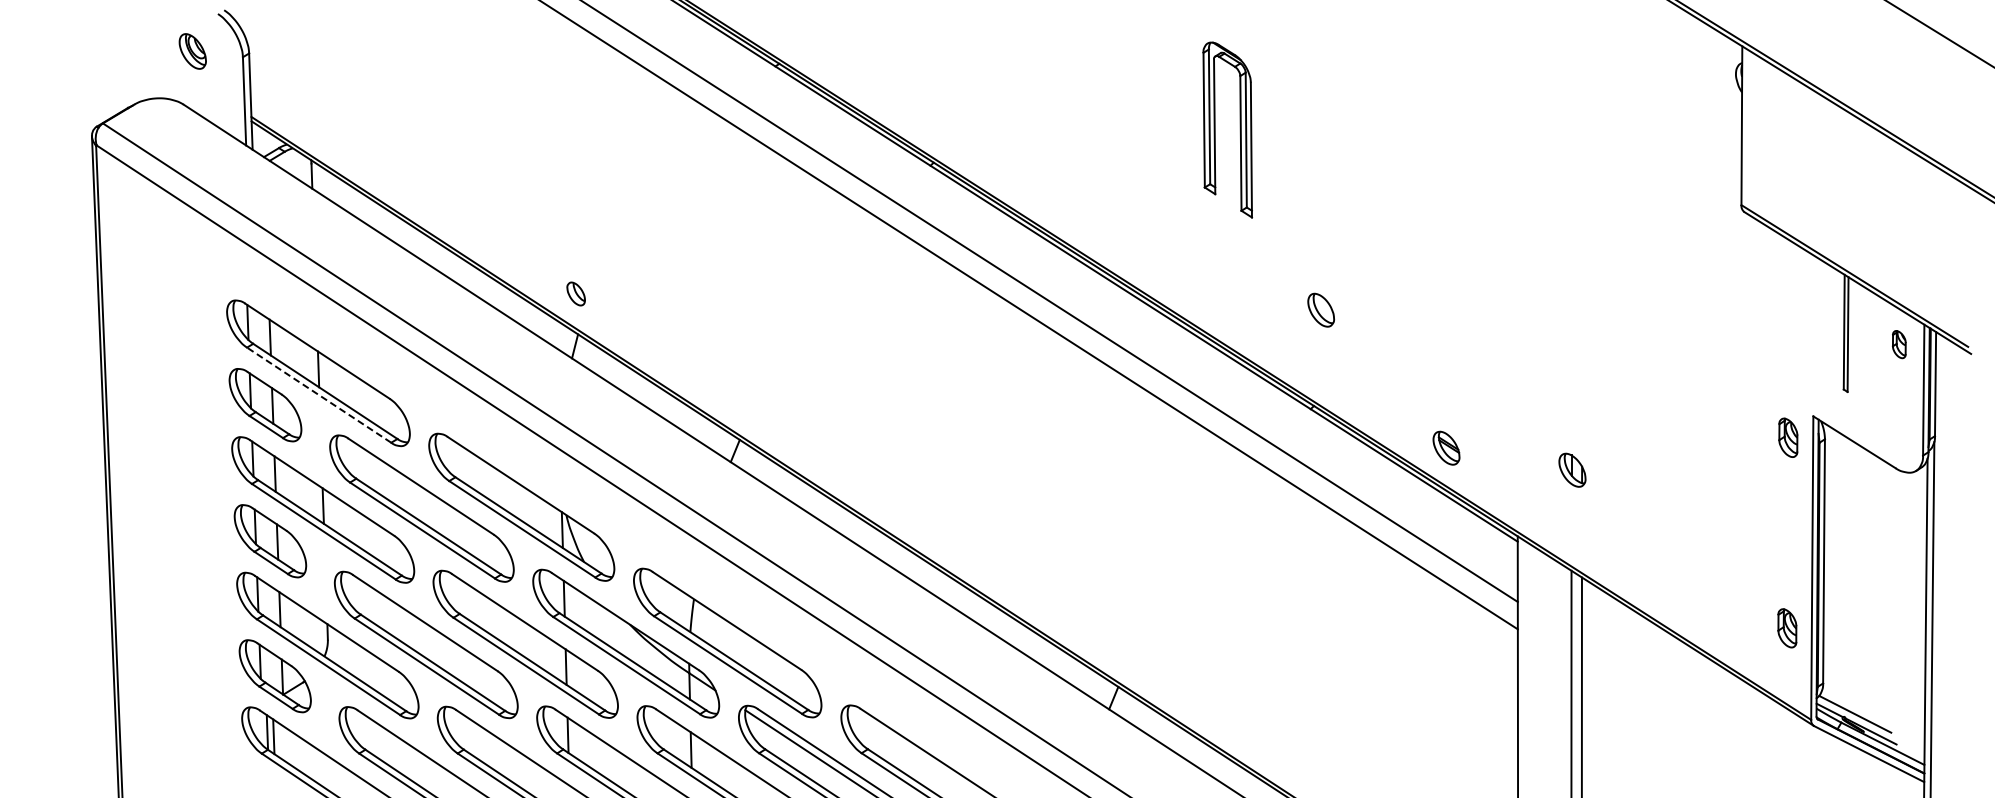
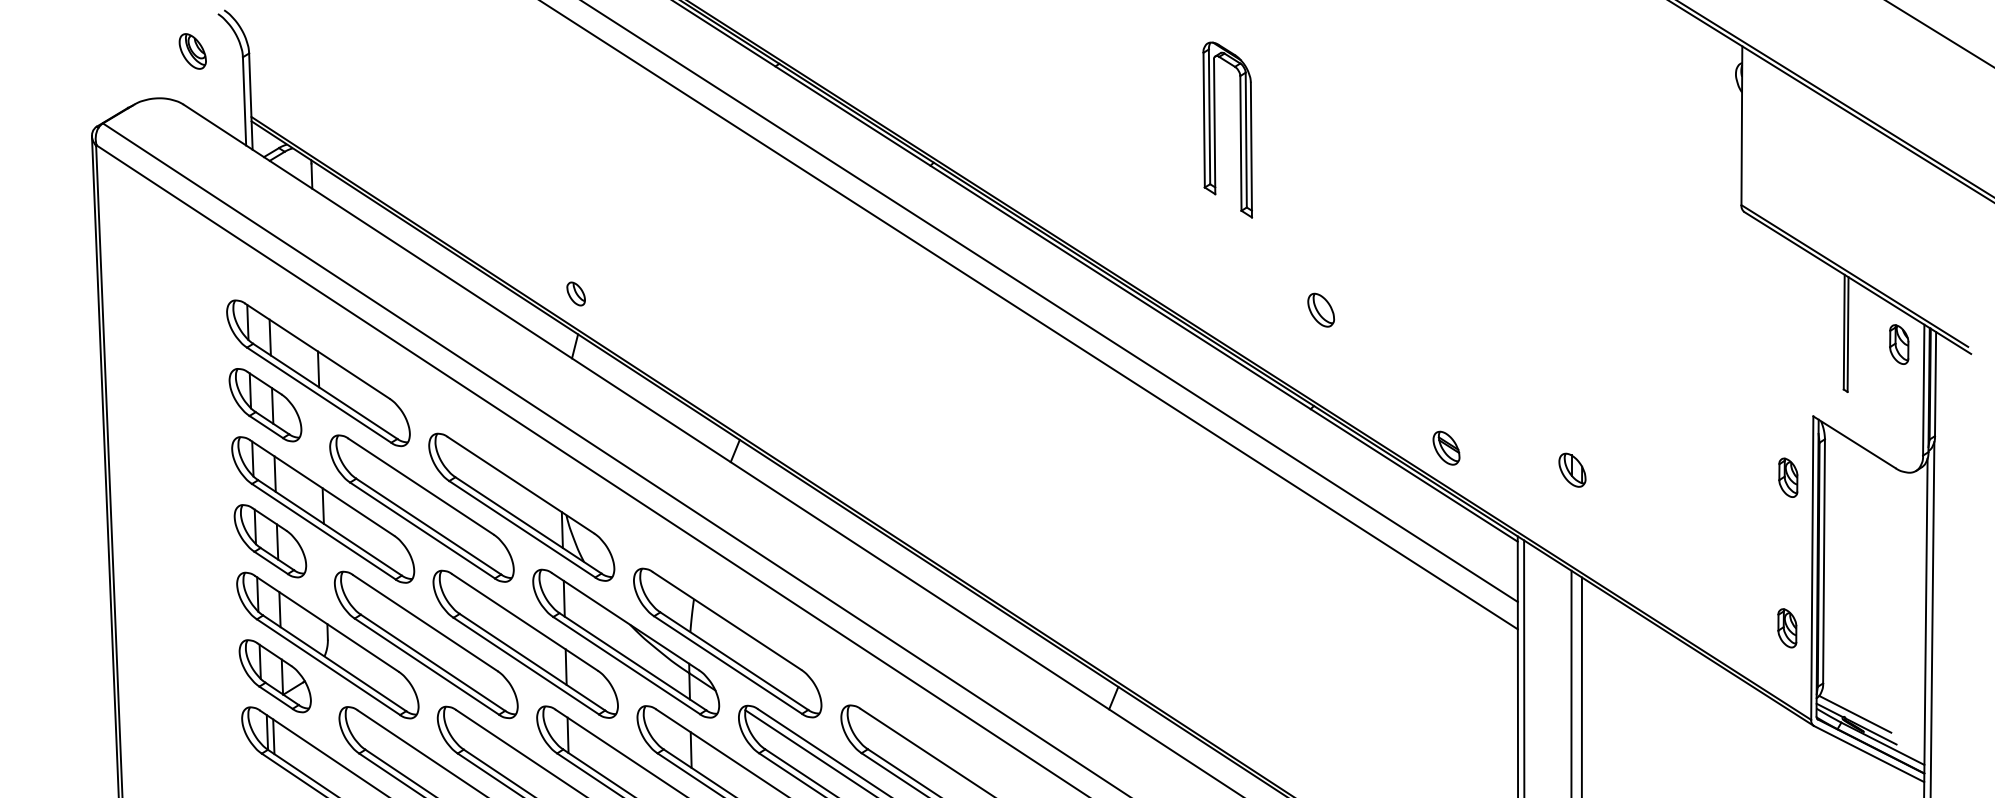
part size: 15x30 px -> 21x41 px (1899, 344)
line: dashed -> solid (318, 394)
part position: (1788, 437) -> (1788, 477) (1788, 477)
line: none -> present (1524, 667)
